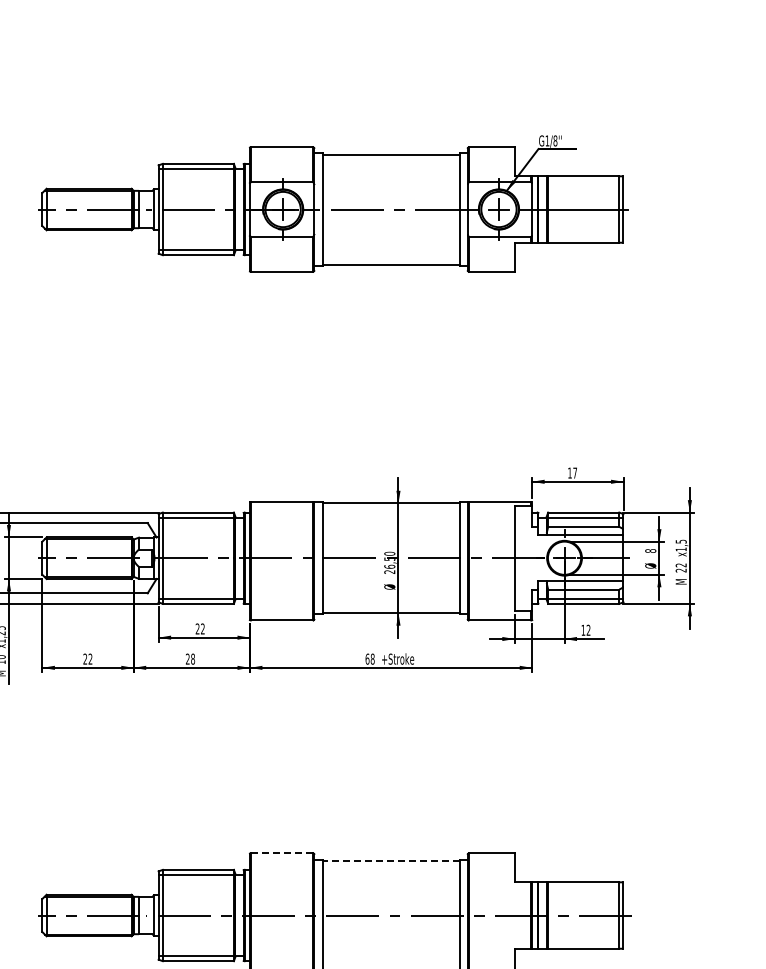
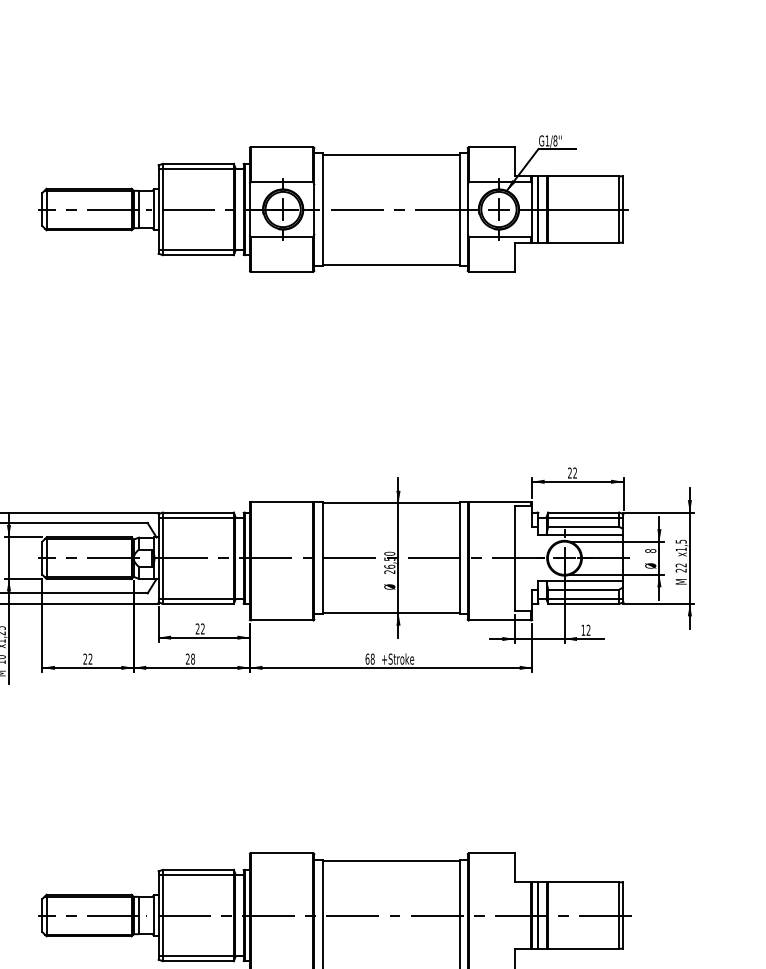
text: 17 -> 22 (572, 472)
line: dashed -> solid (281, 853)
line: dashed -> solid (390, 860)
